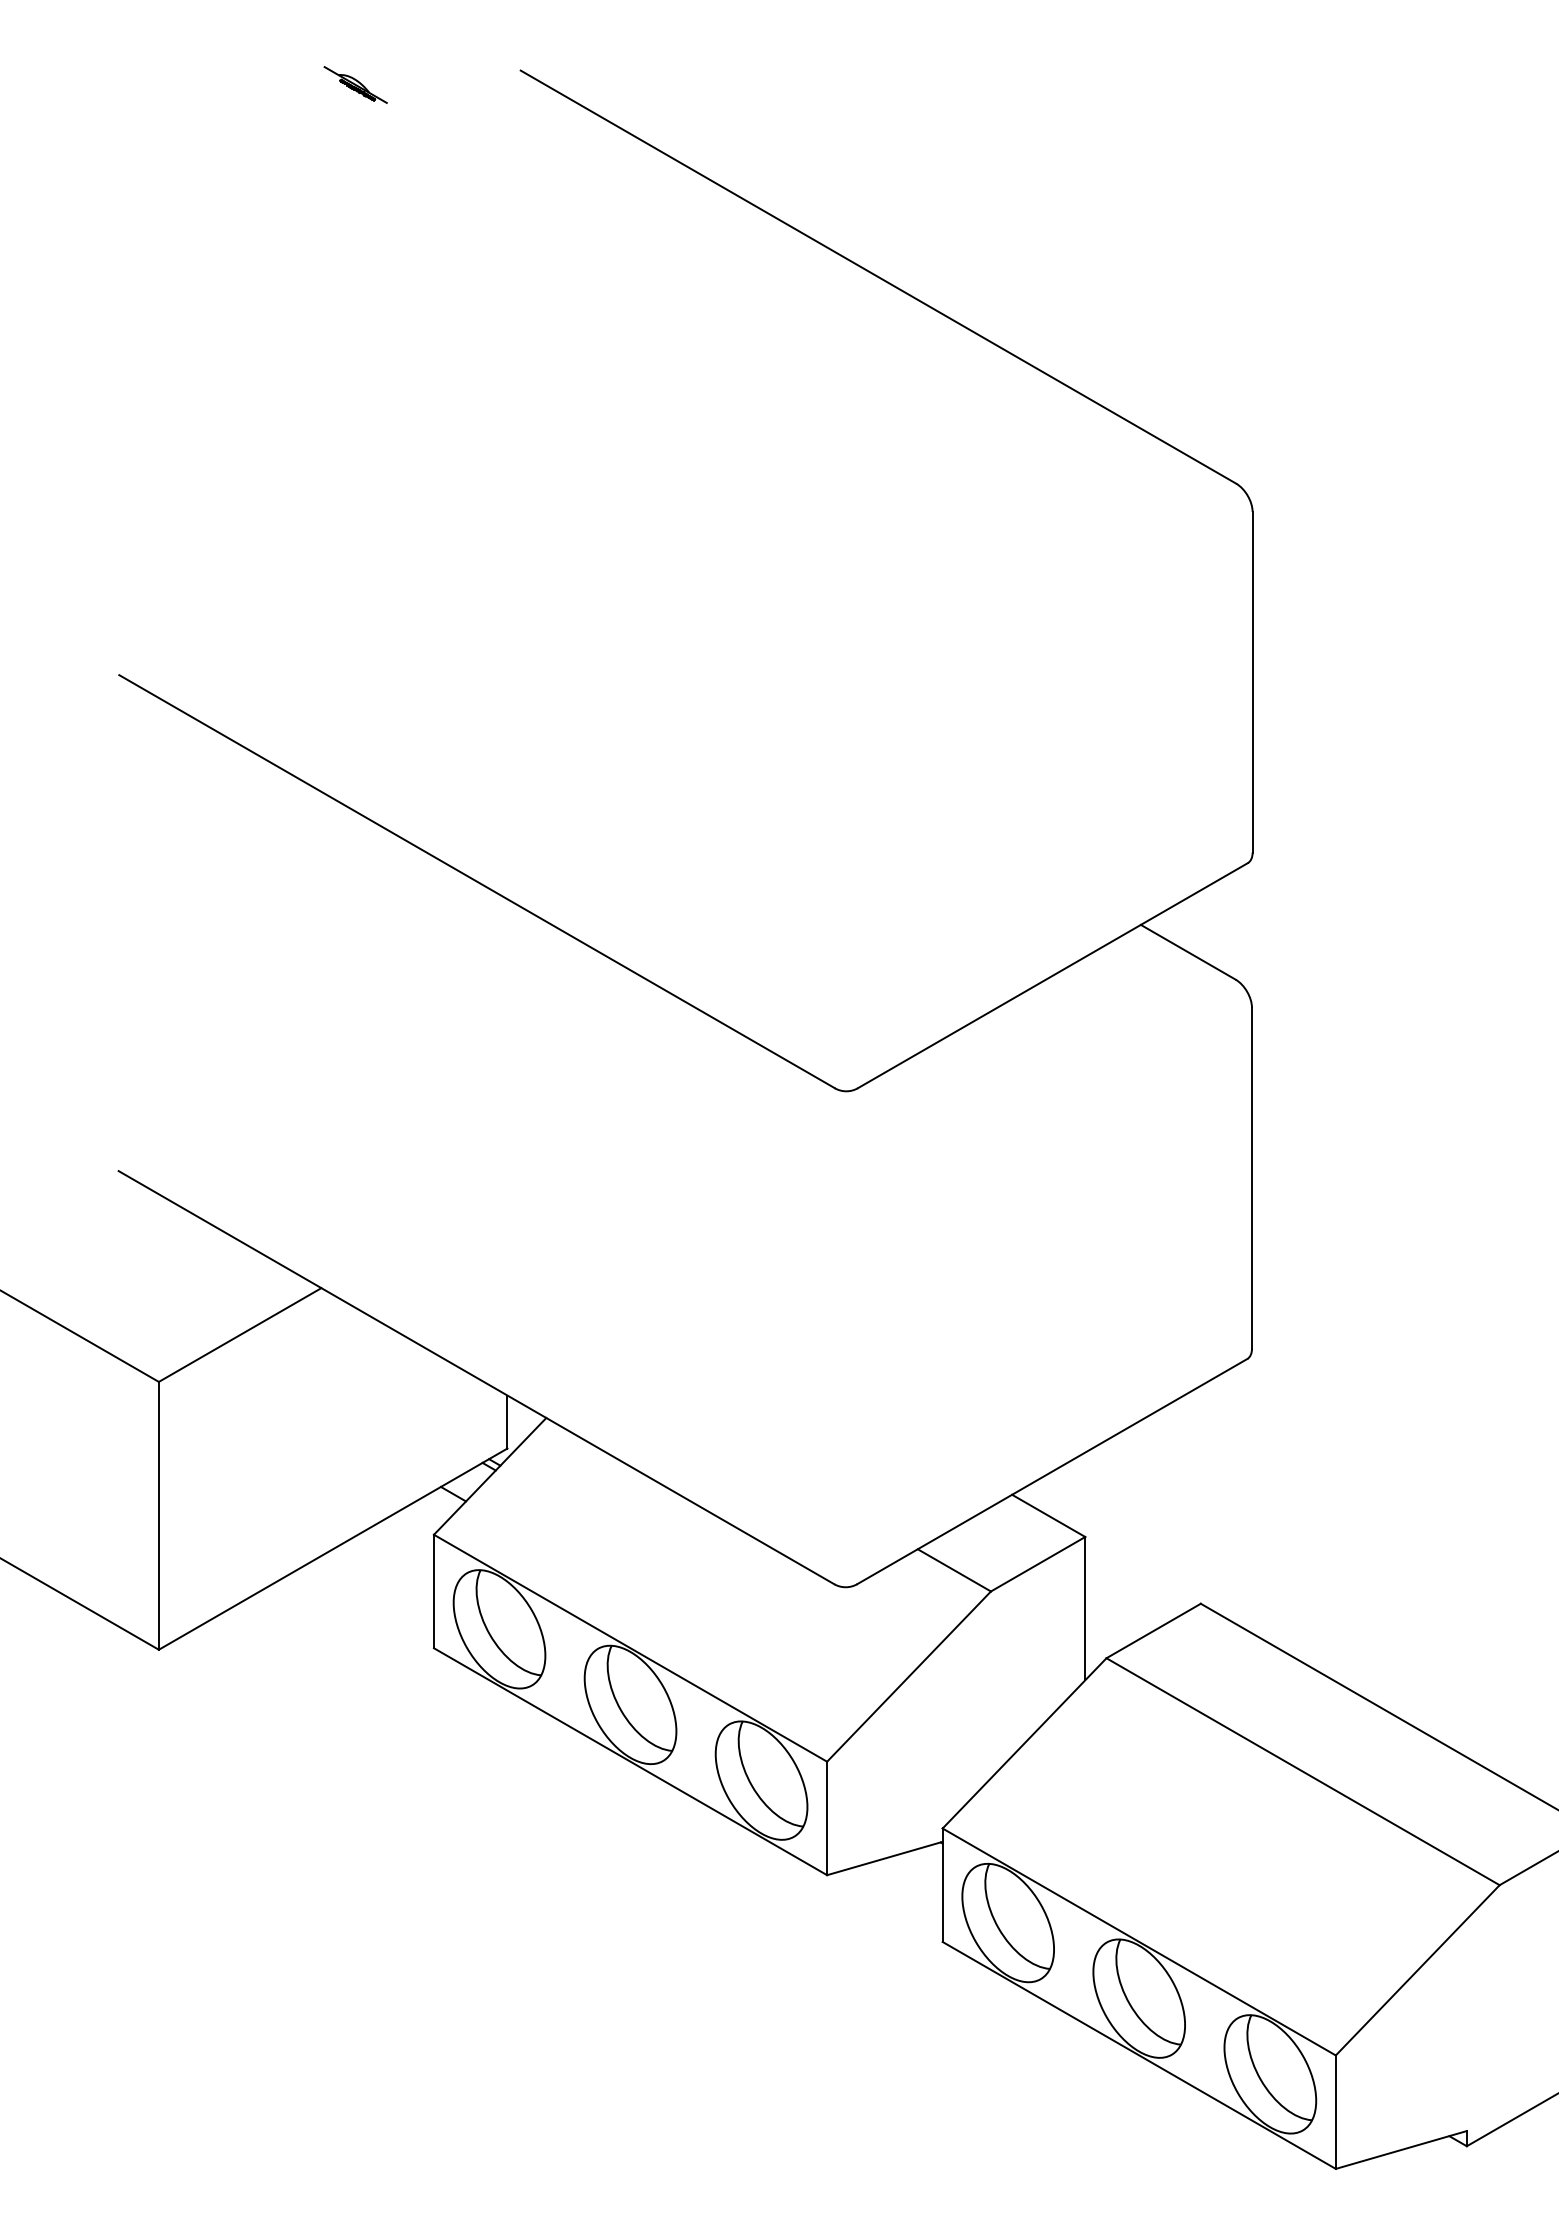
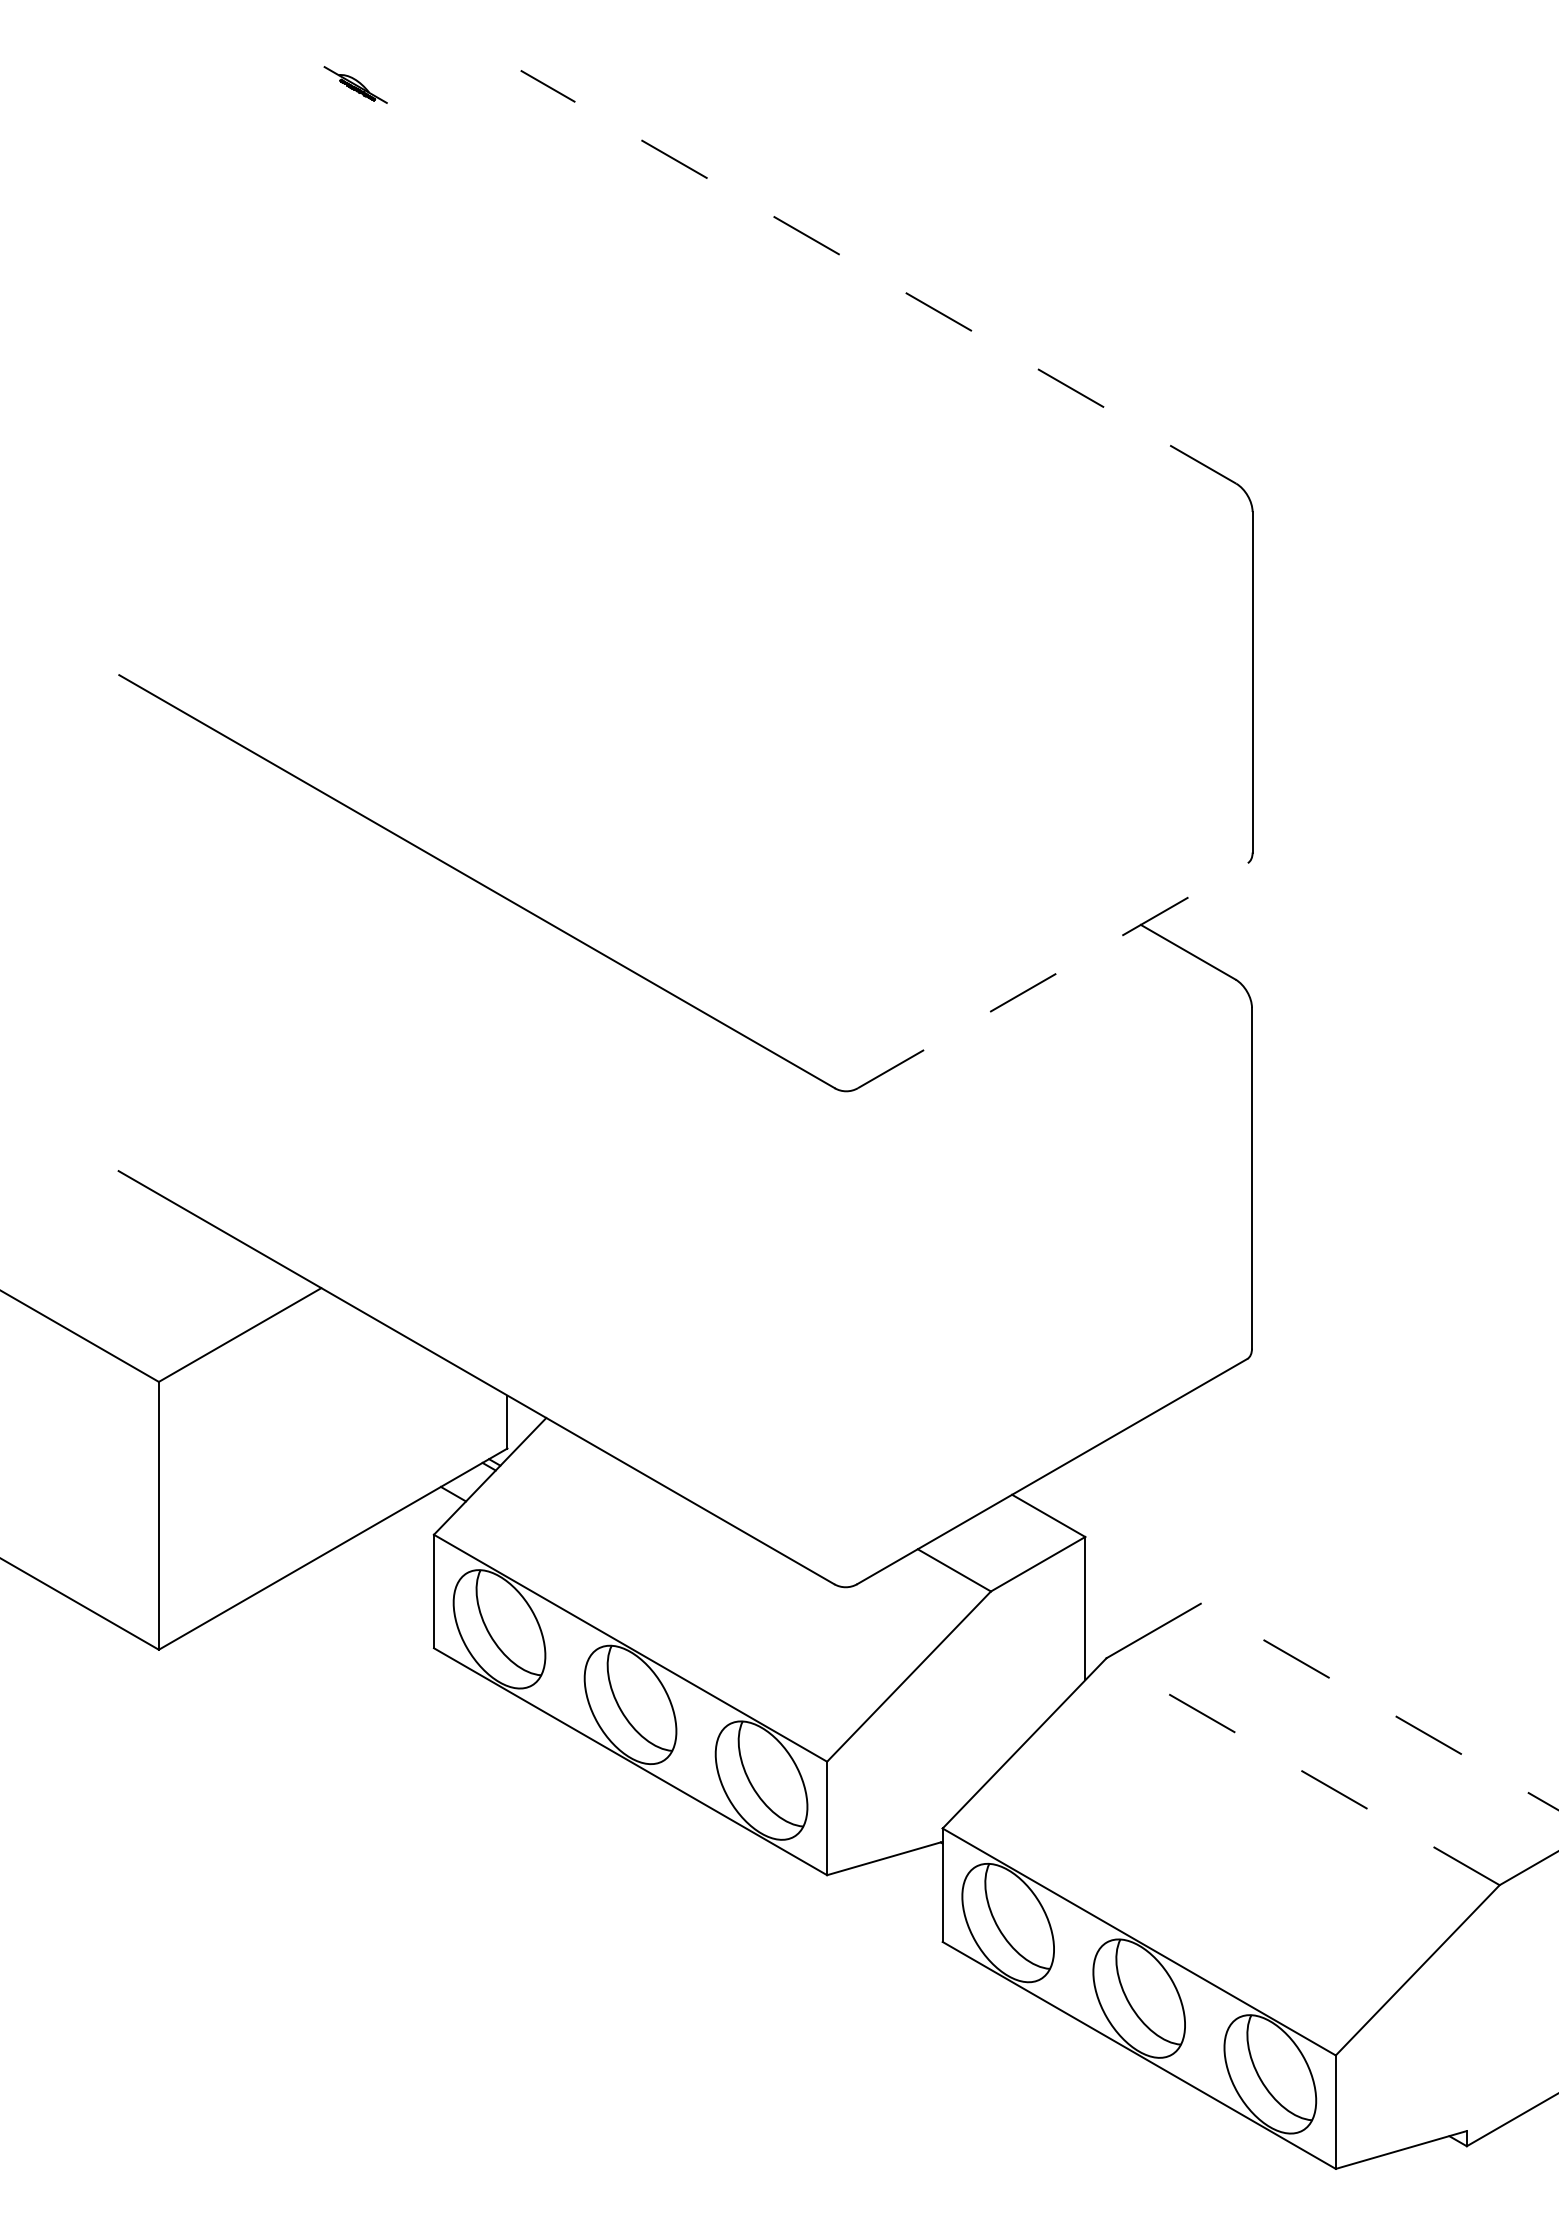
line: solid -> dashed (878, 276)
line: solid -> dashed (1053, 975)
line: solid -> dashed (1379, 1706)
line: solid -> dashed (1303, 1771)
